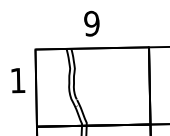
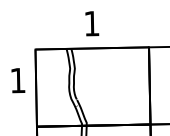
text: 9 -> 1 (91, 23)
